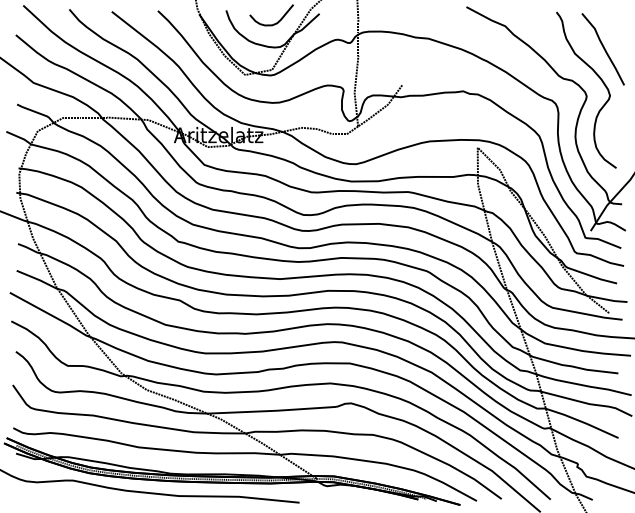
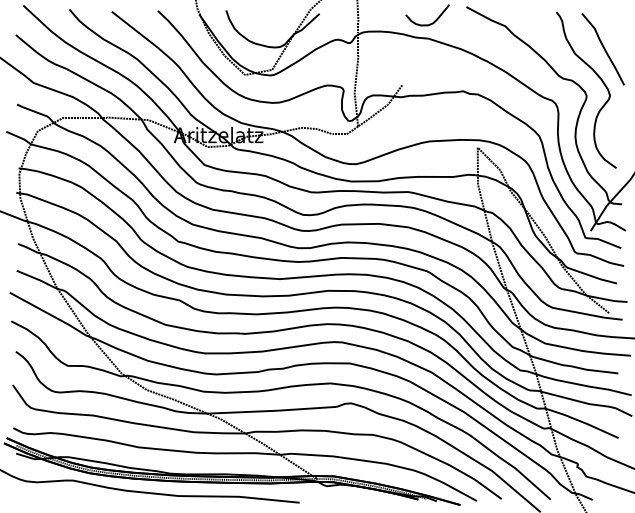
curve position: (273, 23) -> (429, 23) (429, 23)
